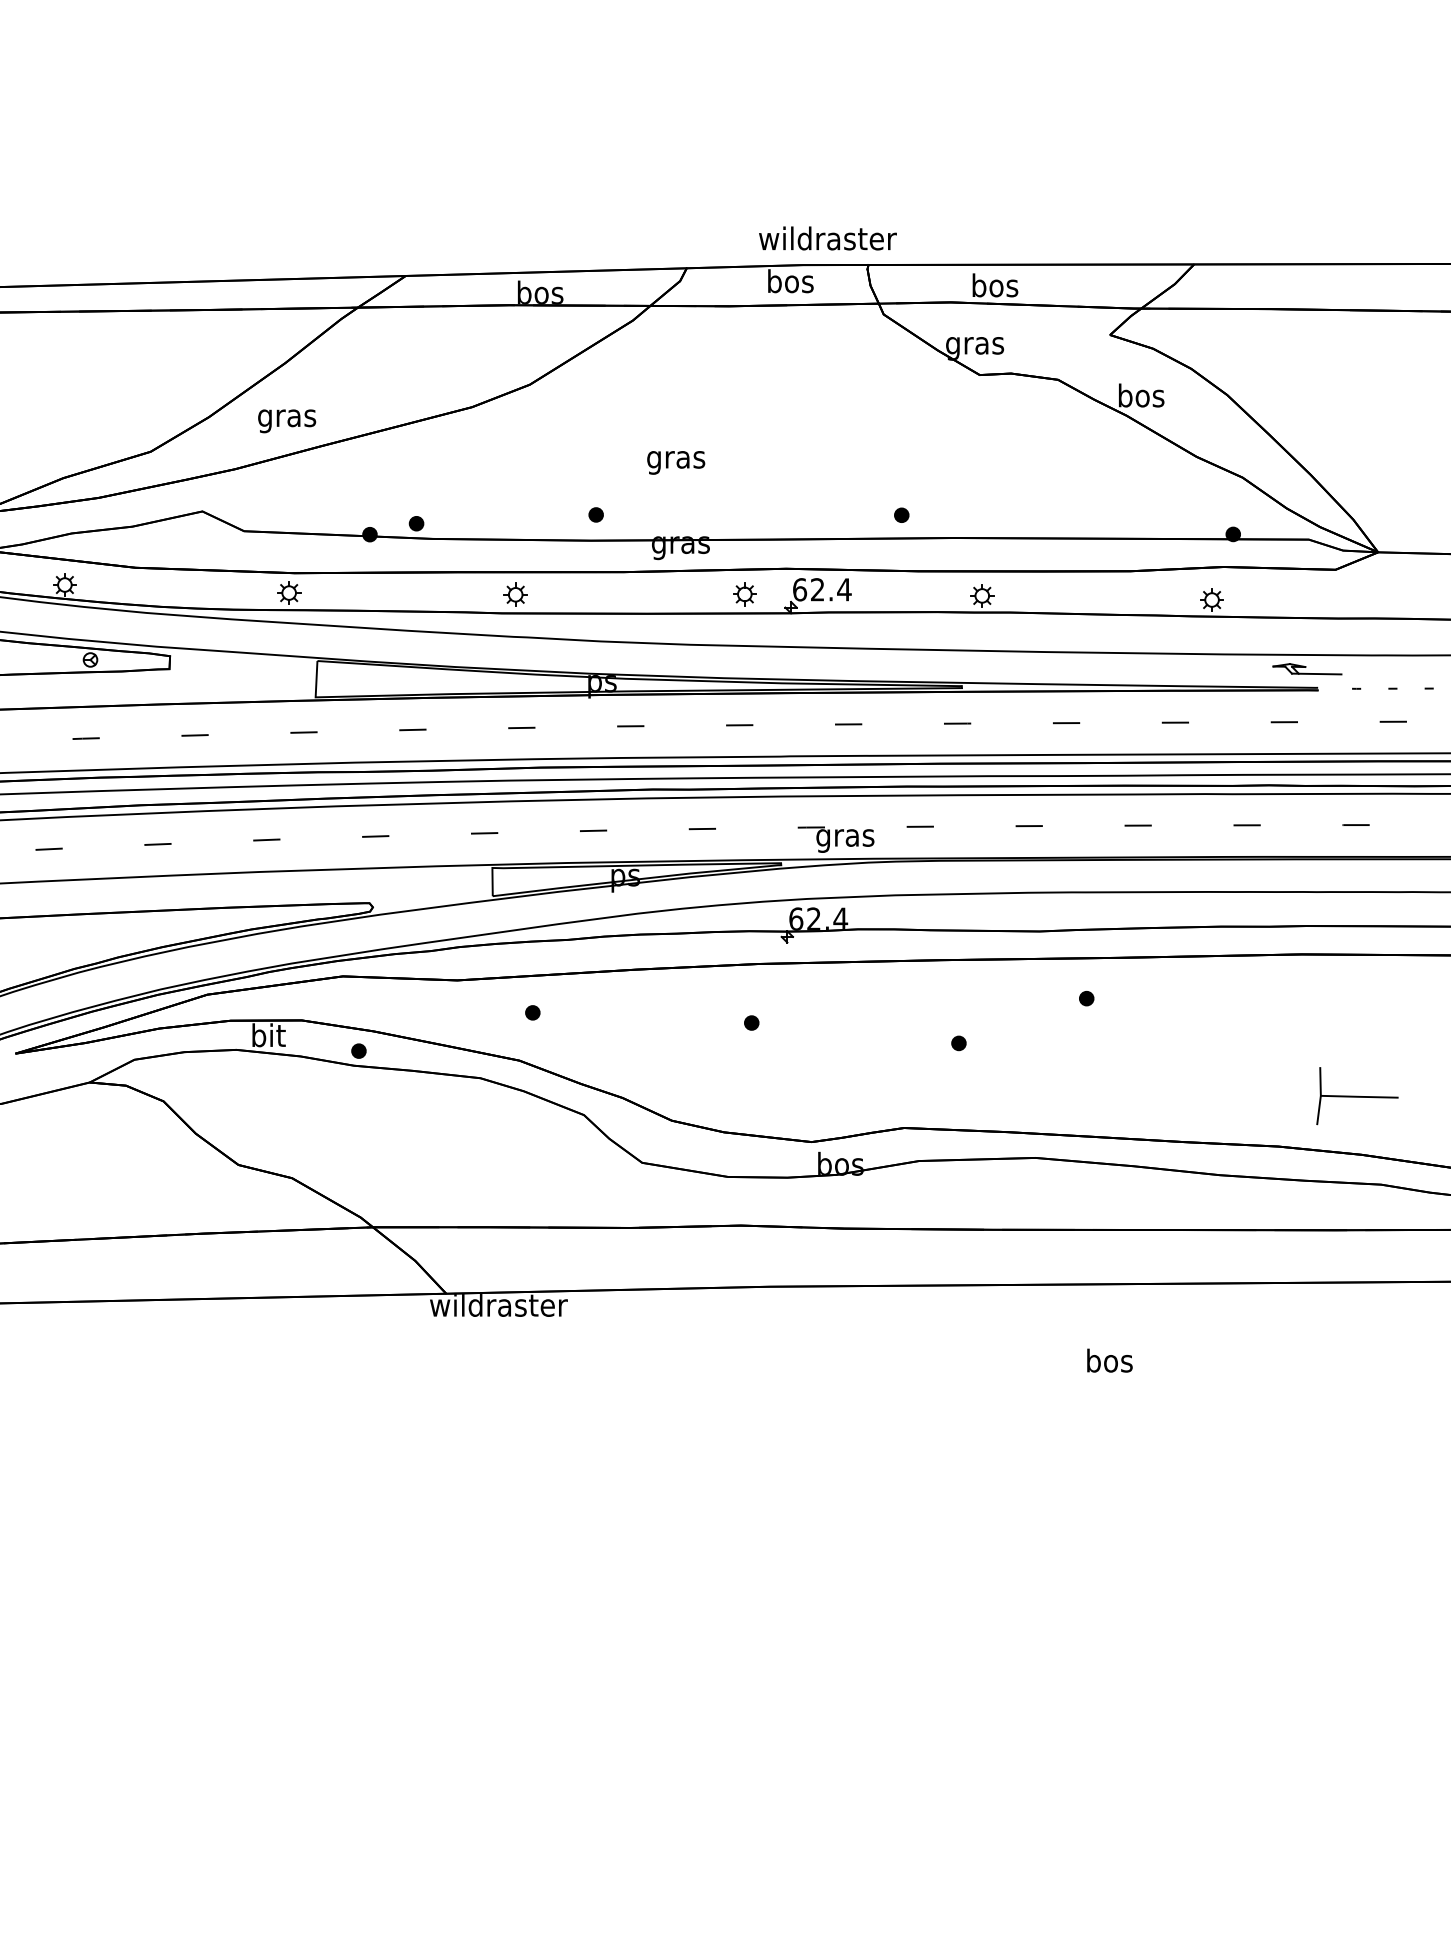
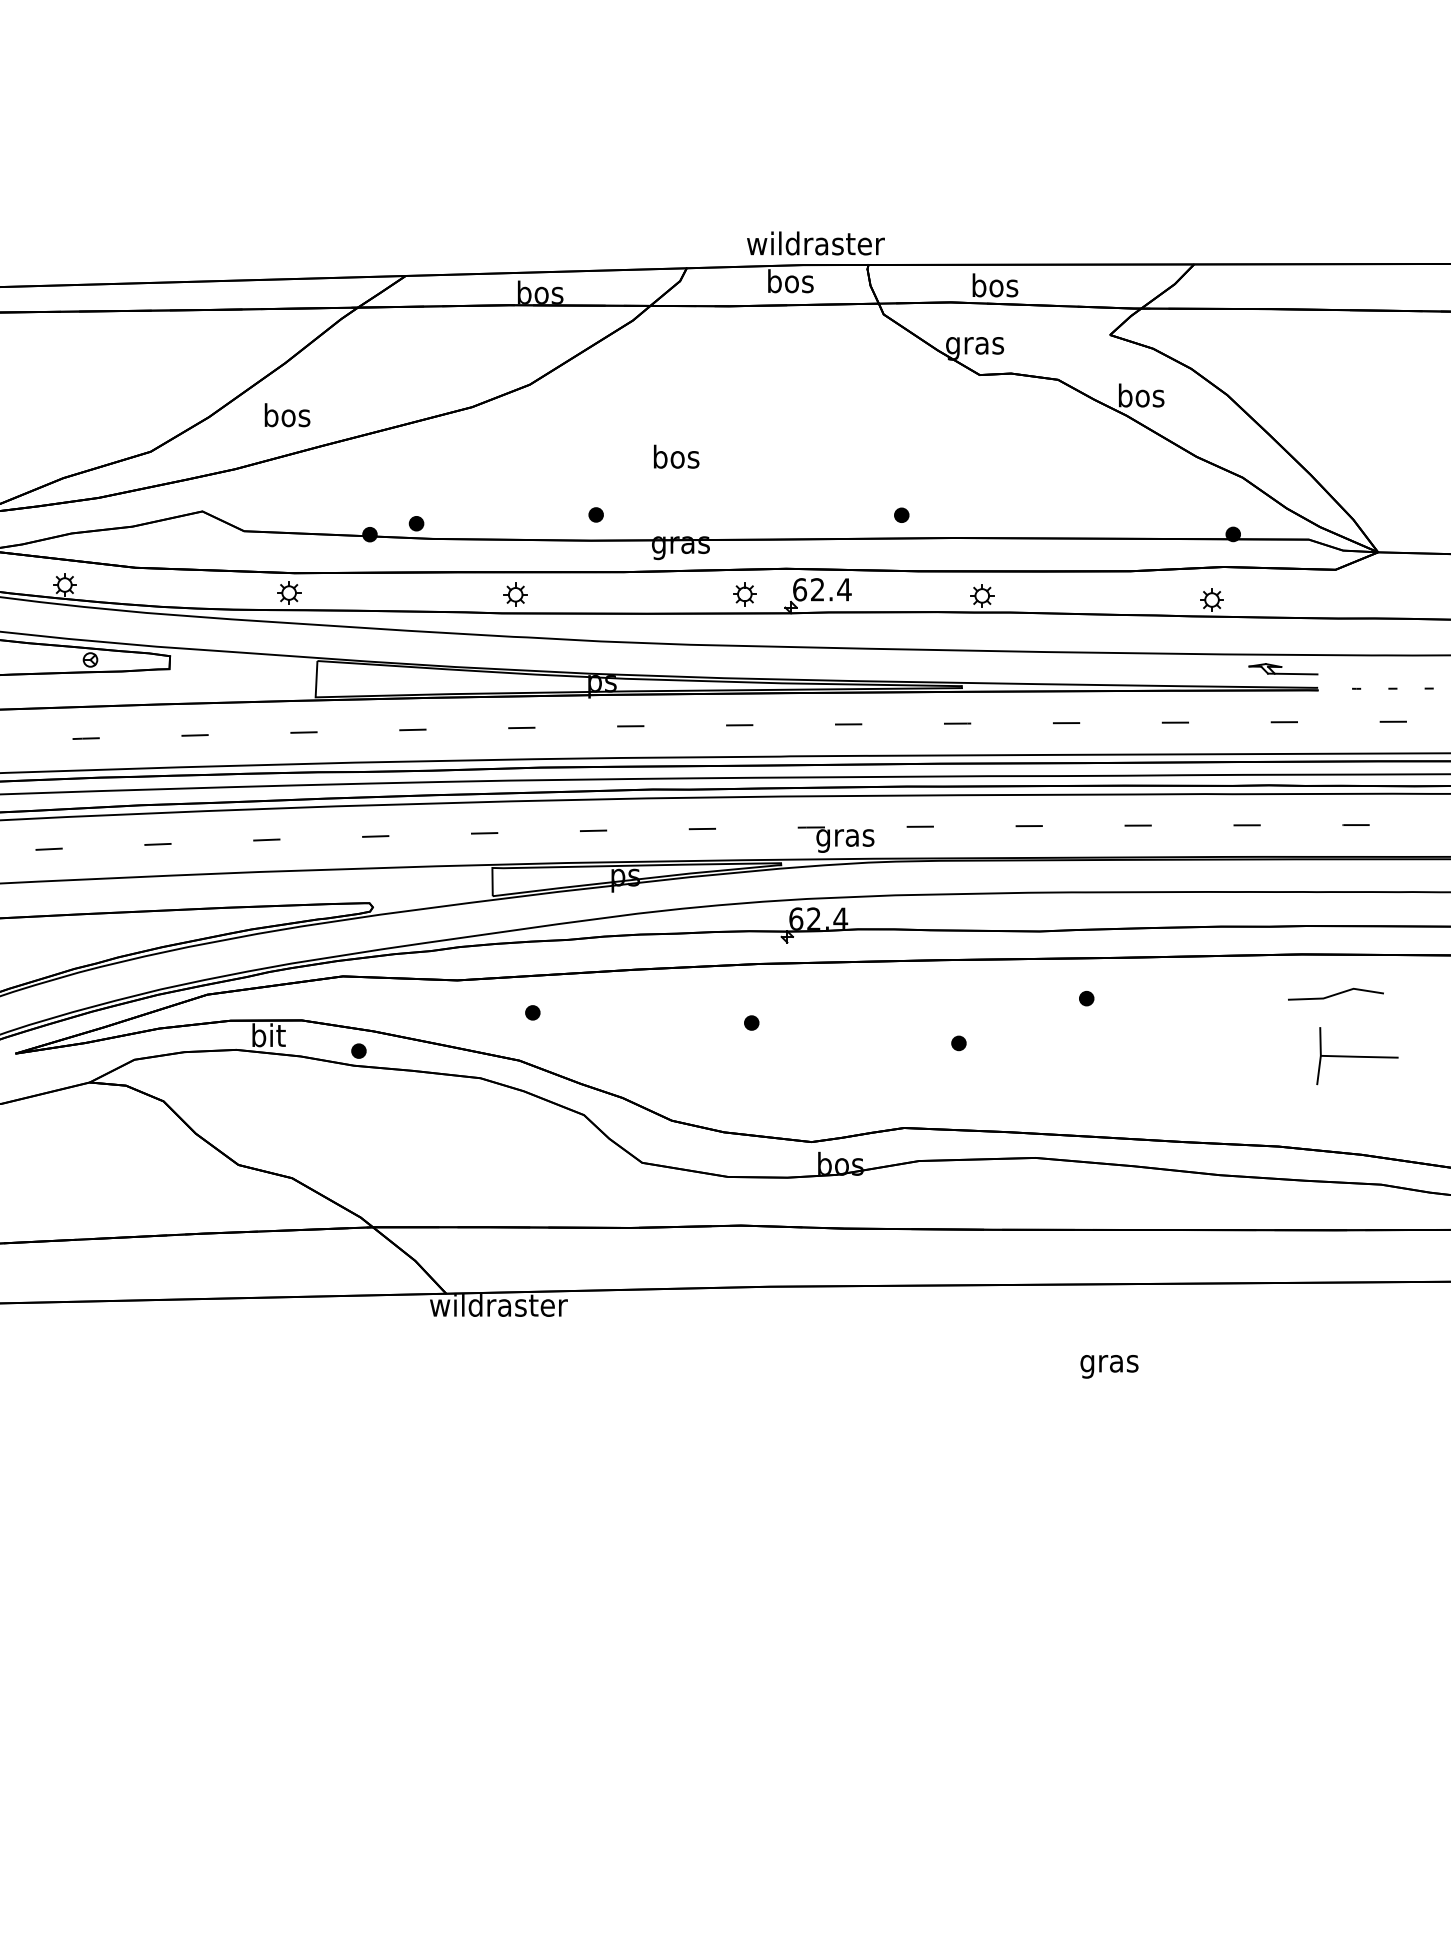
text position: (827, 238) -> (815, 243) (815, 243)
text: gras -> bos (287, 418)
text: gras -> bos (676, 459)
part position: (1307, 669) -> (1283, 669) (1283, 669)
line: none -> present (1335, 993)
part position: (1357, 1096) -> (1357, 1056) (1357, 1056)
text: bos -> gras (1109, 1363)
